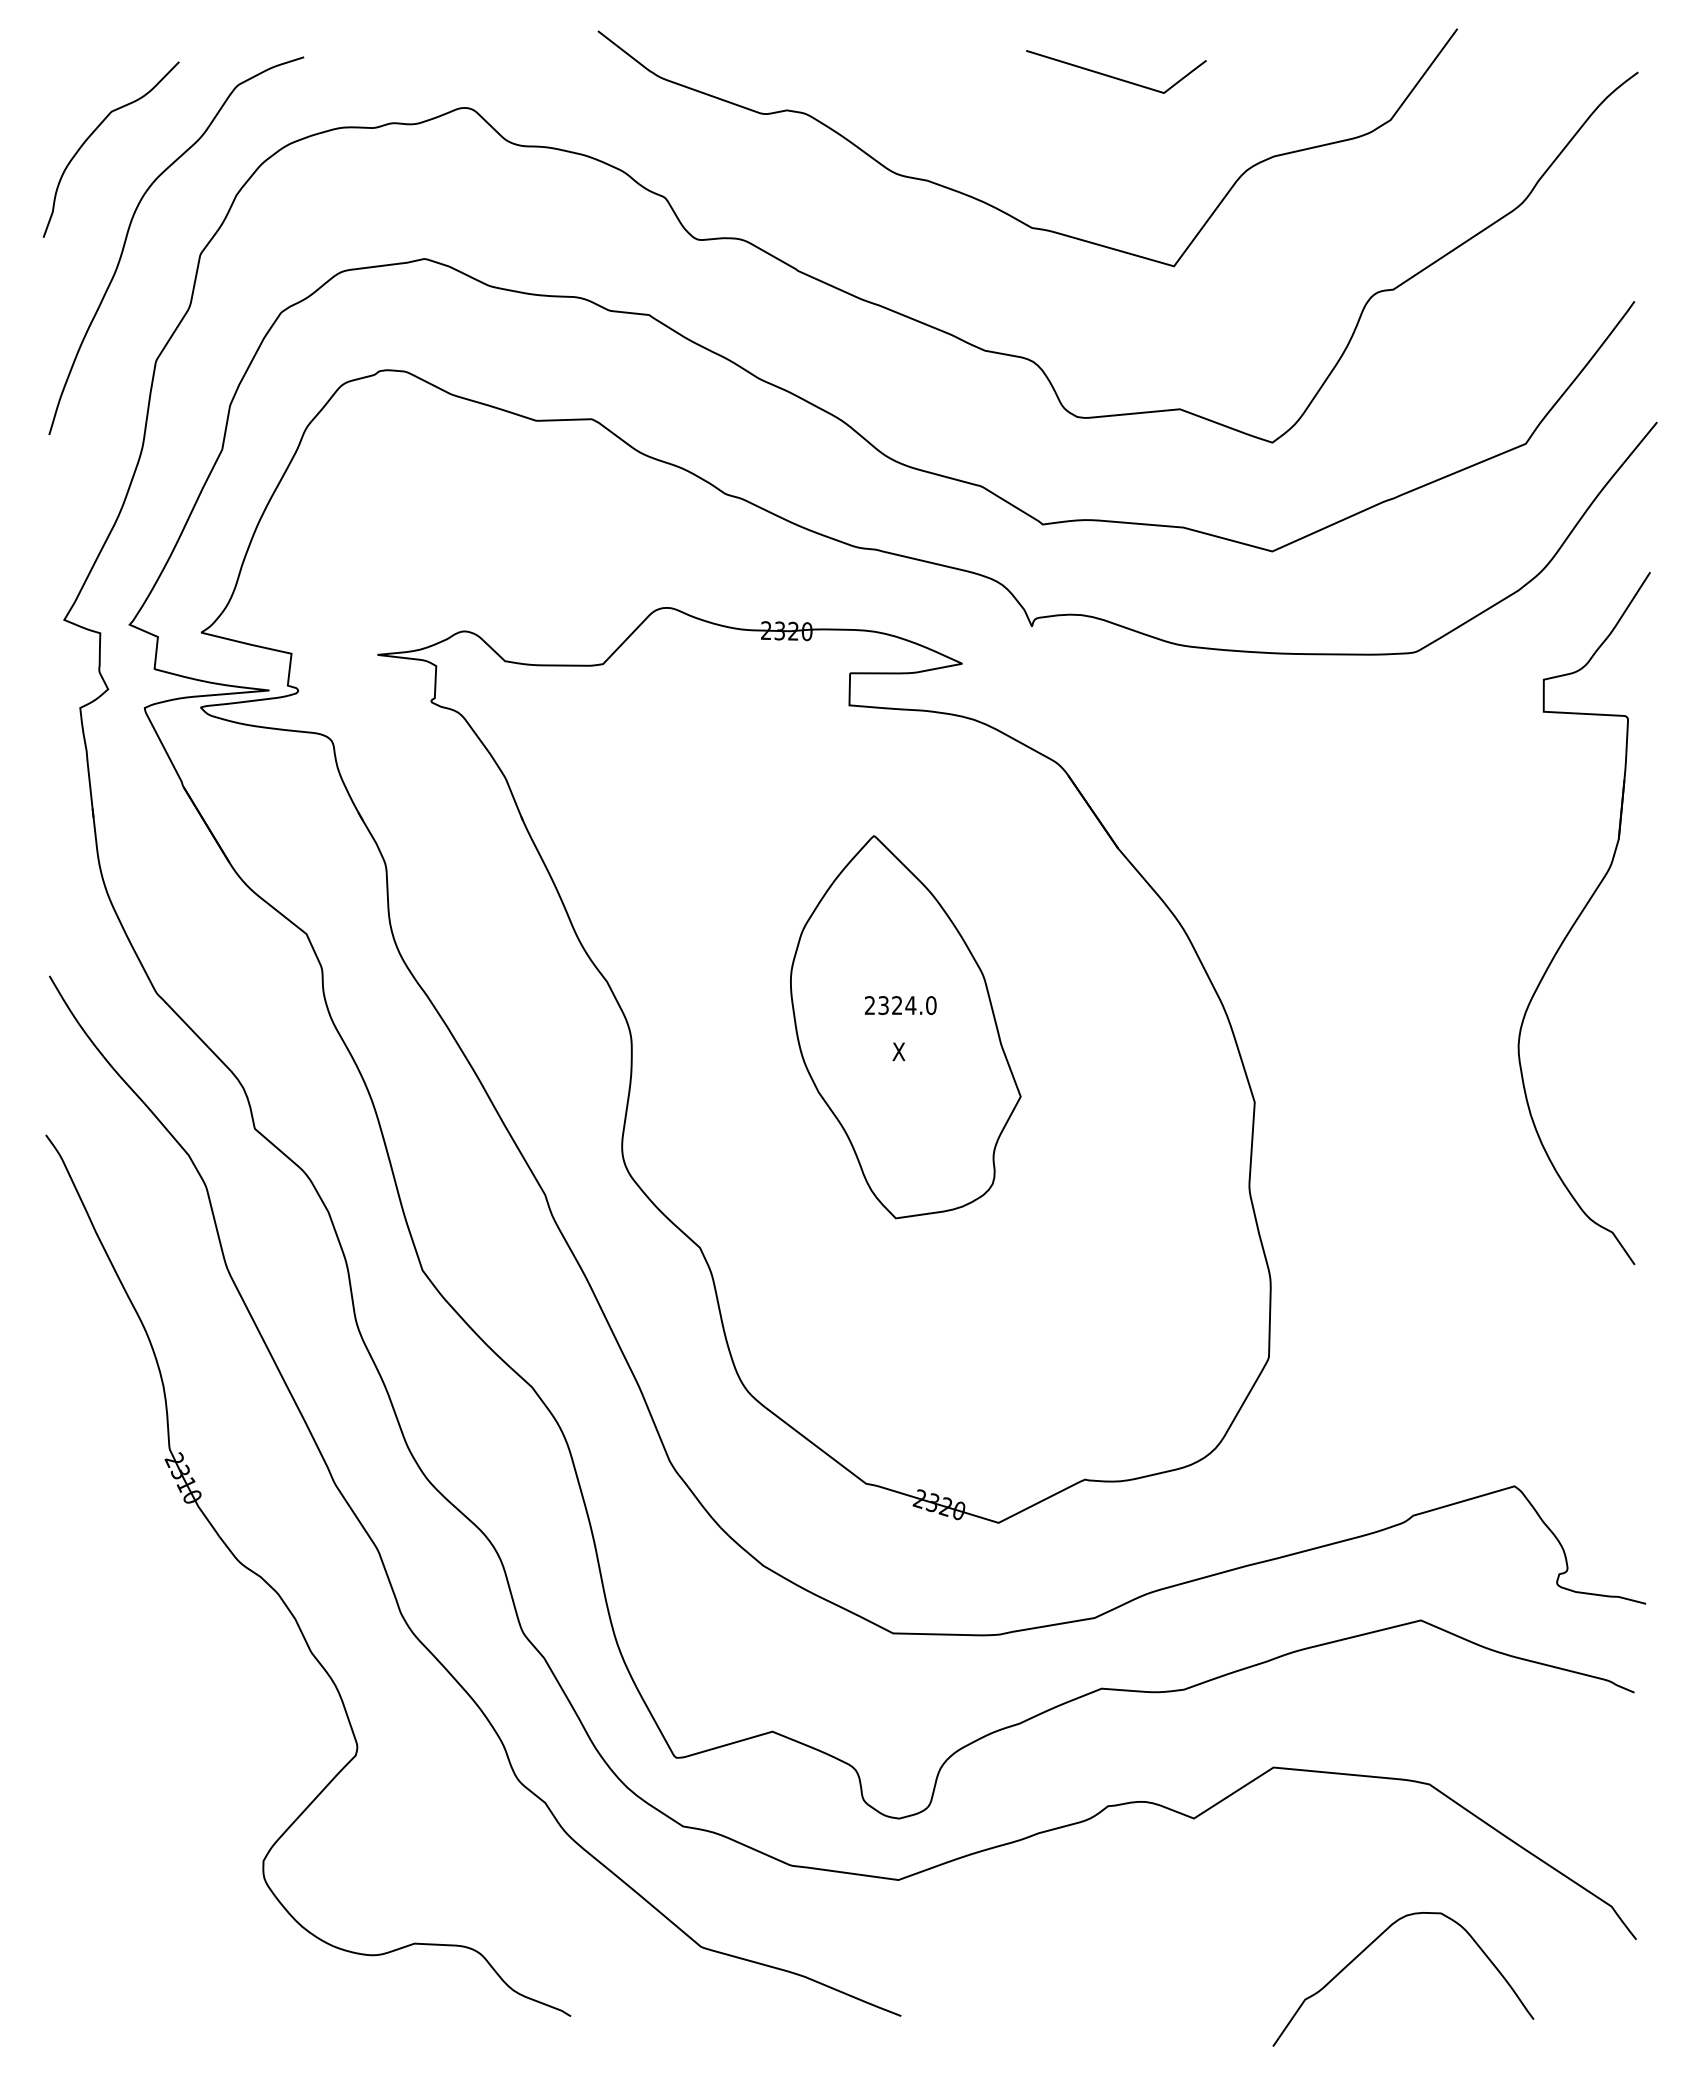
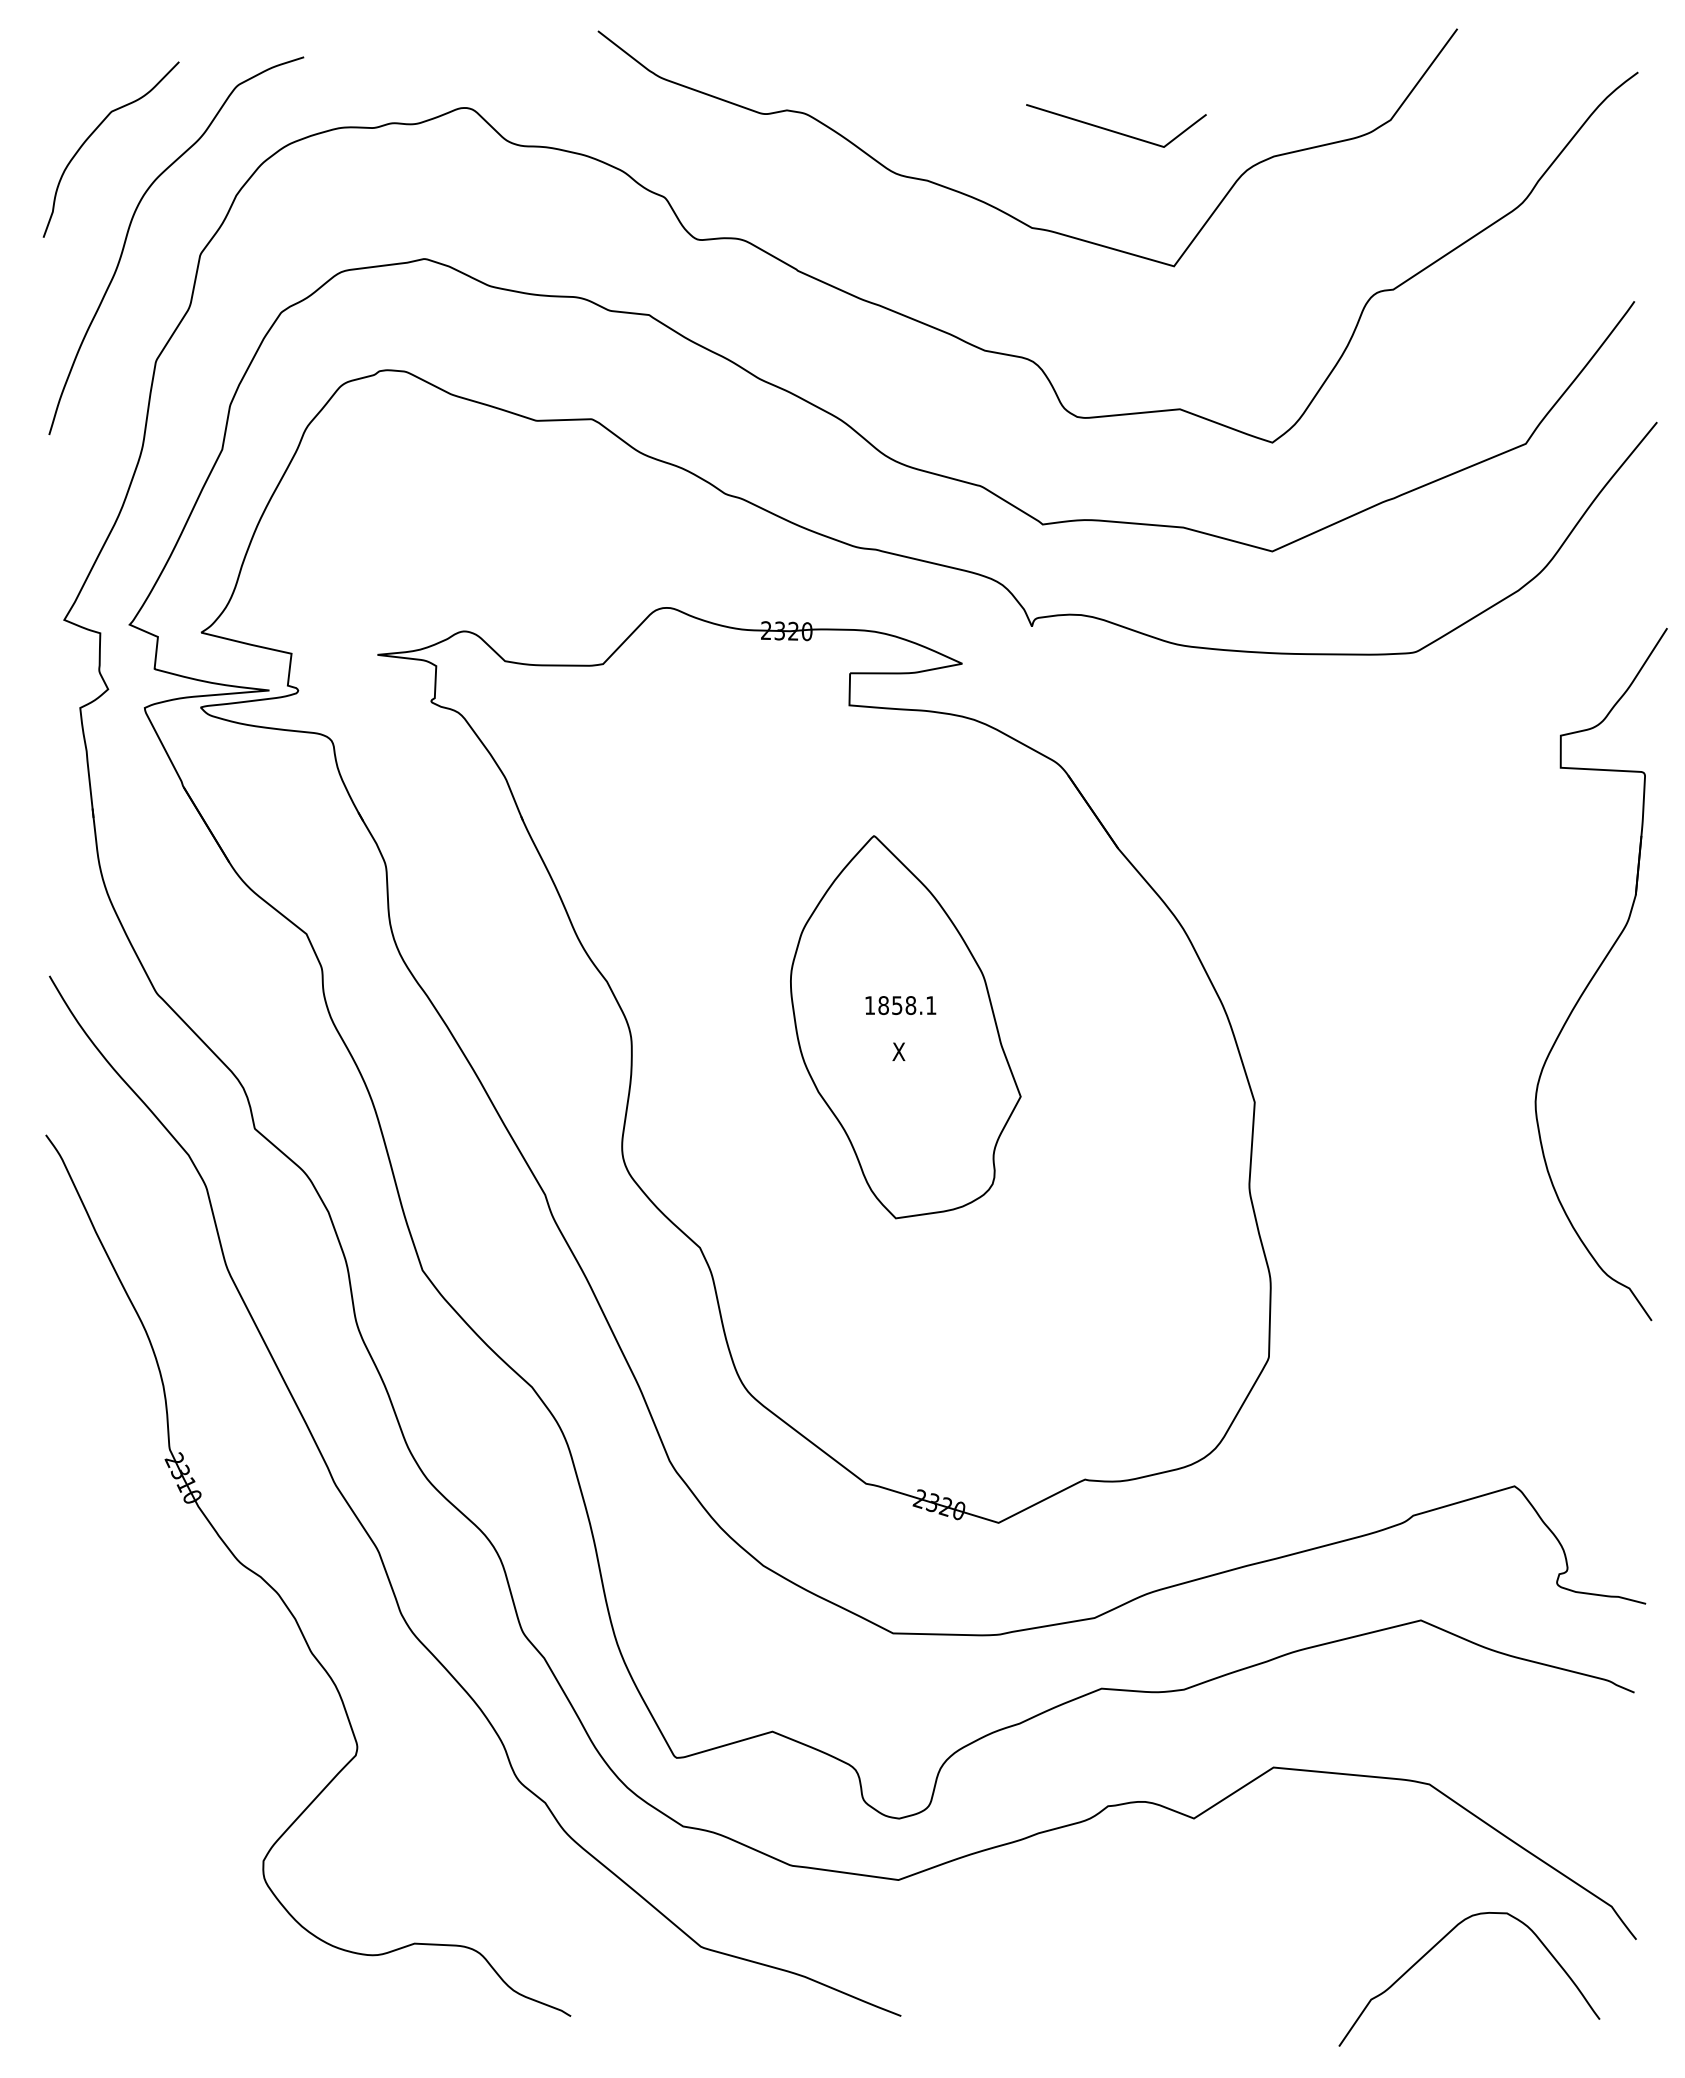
curve position: (1114, 76) -> (1114, 130) (1114, 130)
part position: (1583, 918) -> (1600, 974) (1600, 974)
text: 2324.0 -> 1858.1 (900, 1005)
curve position: (1375, 1941) -> (1441, 1941) (1441, 1941)
